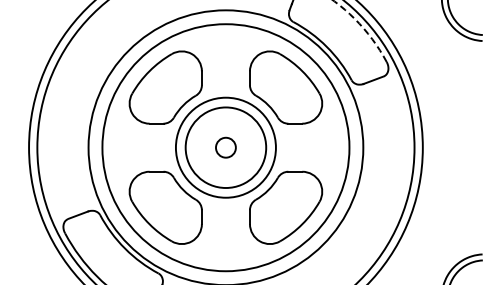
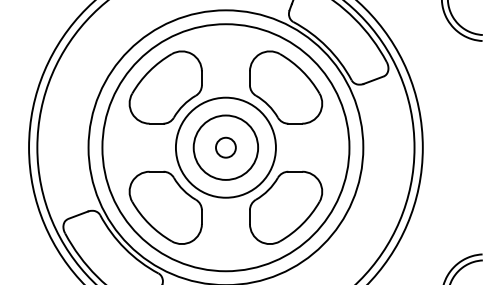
arc: dashed -> solid (363, 28)
circle diameter: 81 px -> 64 px (225, 147)
